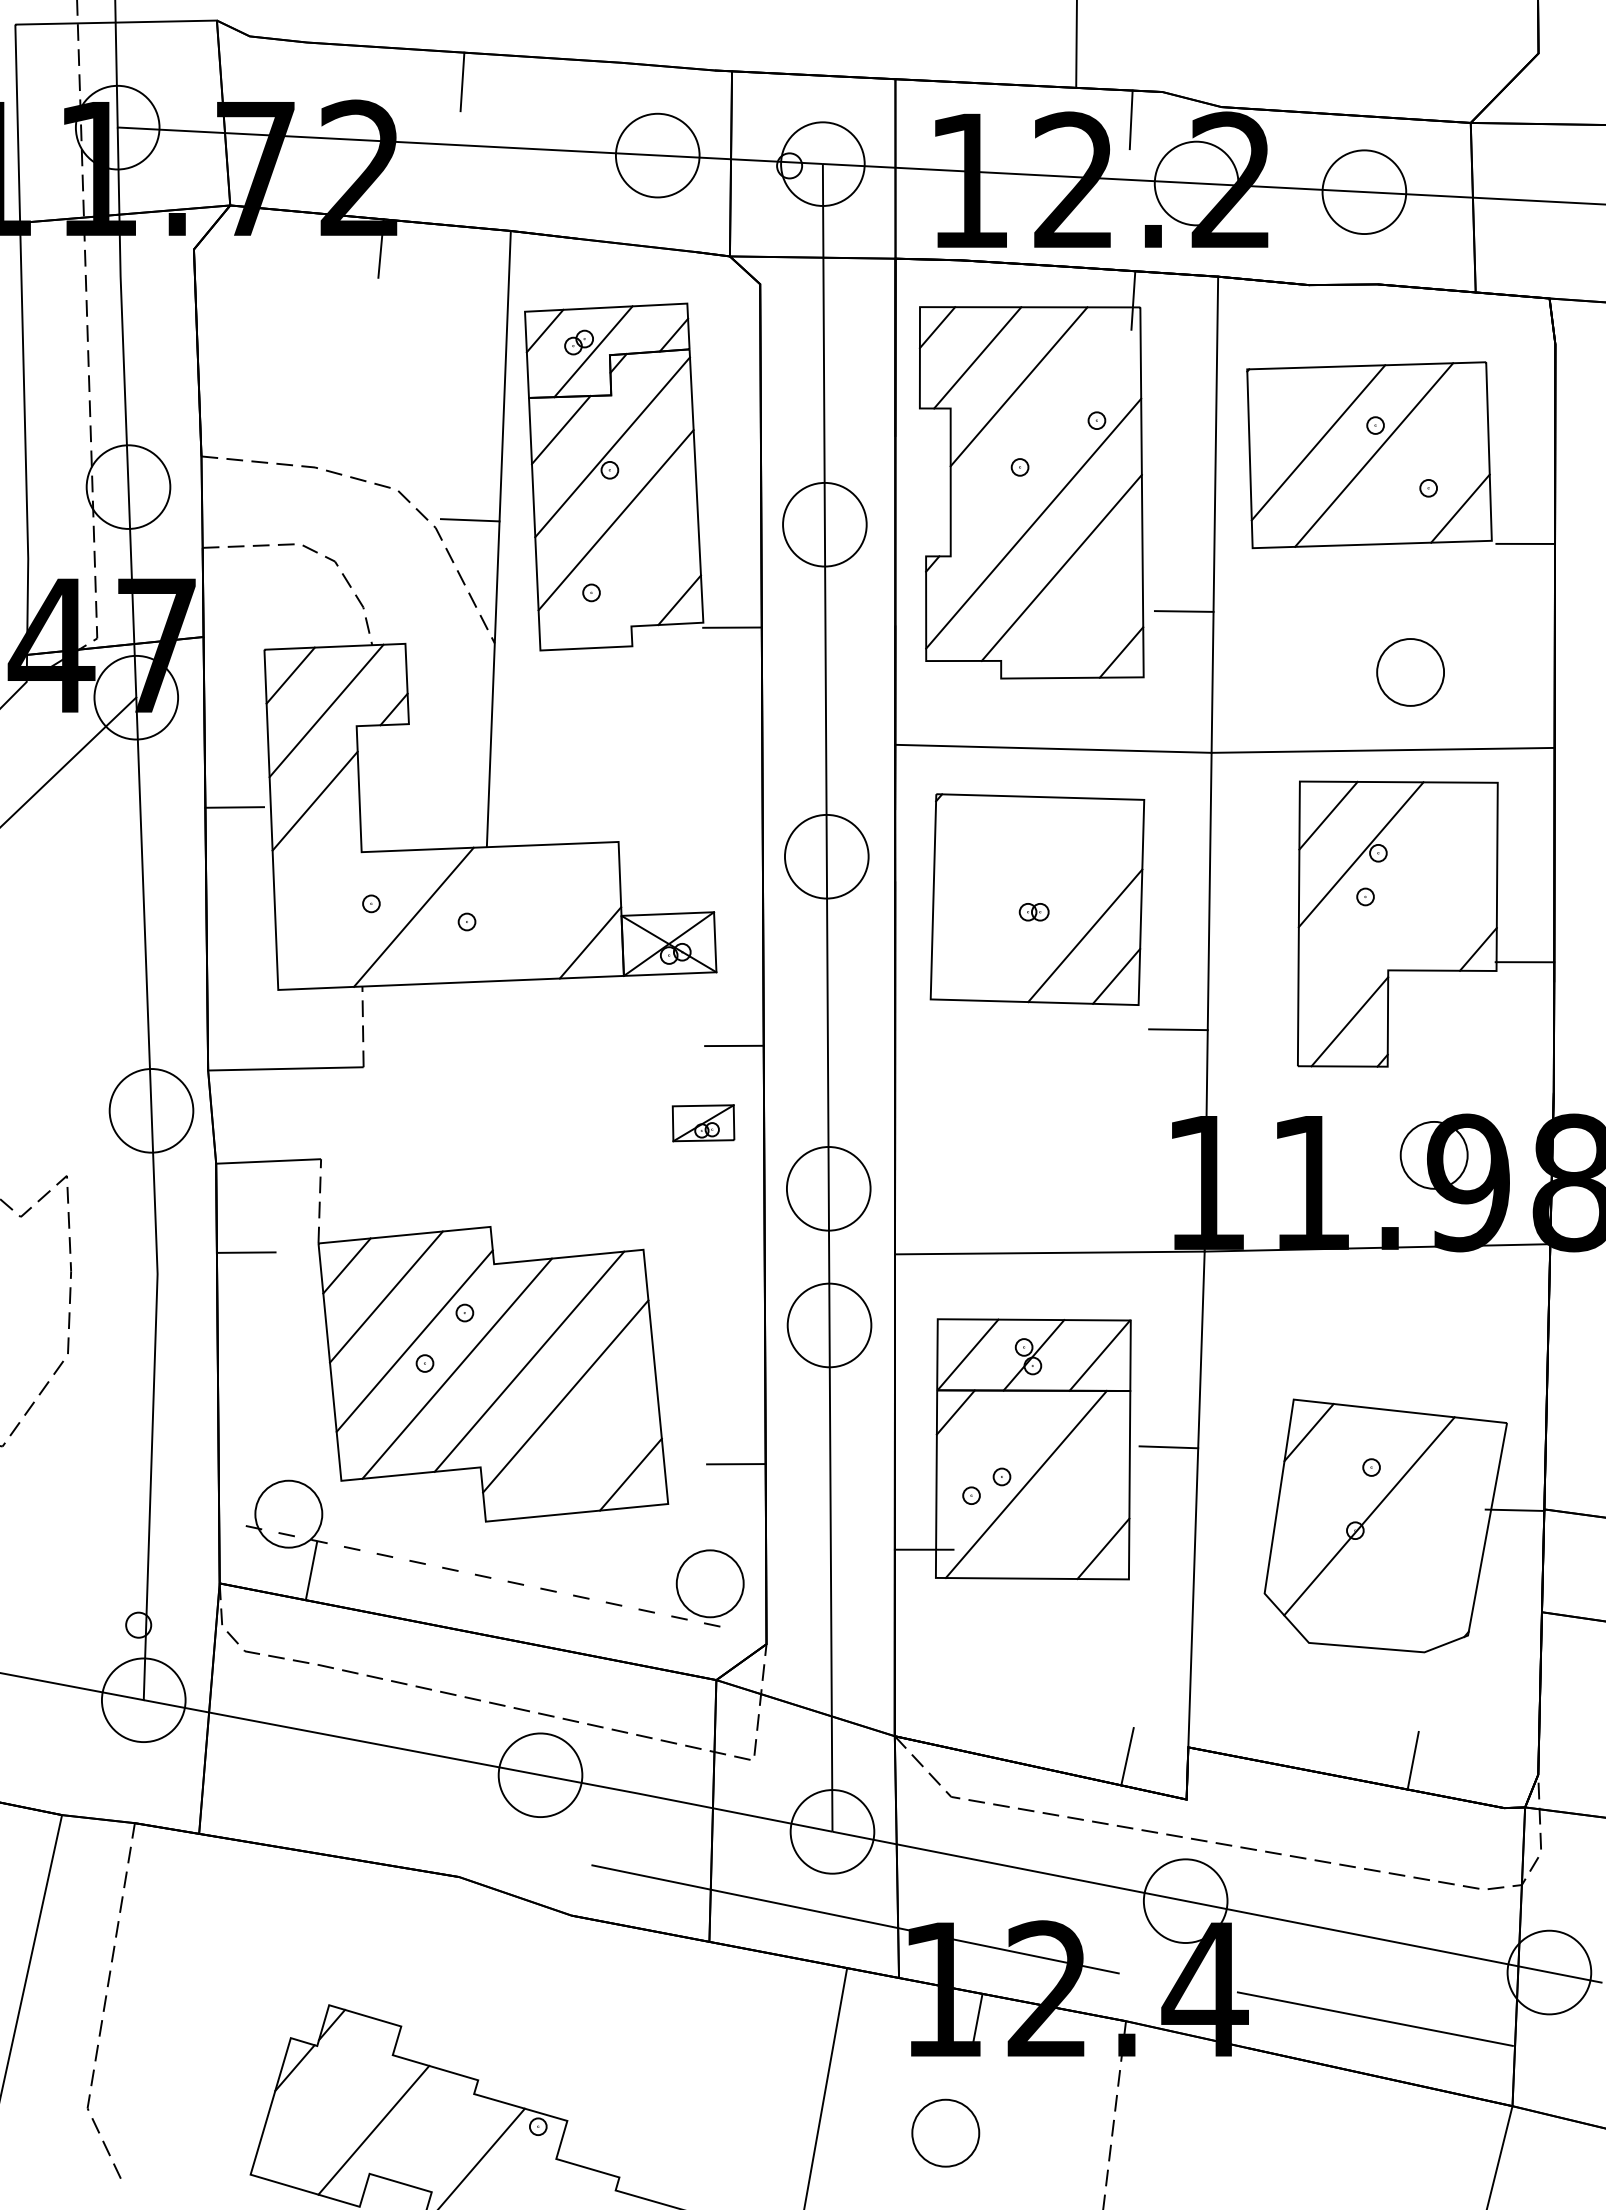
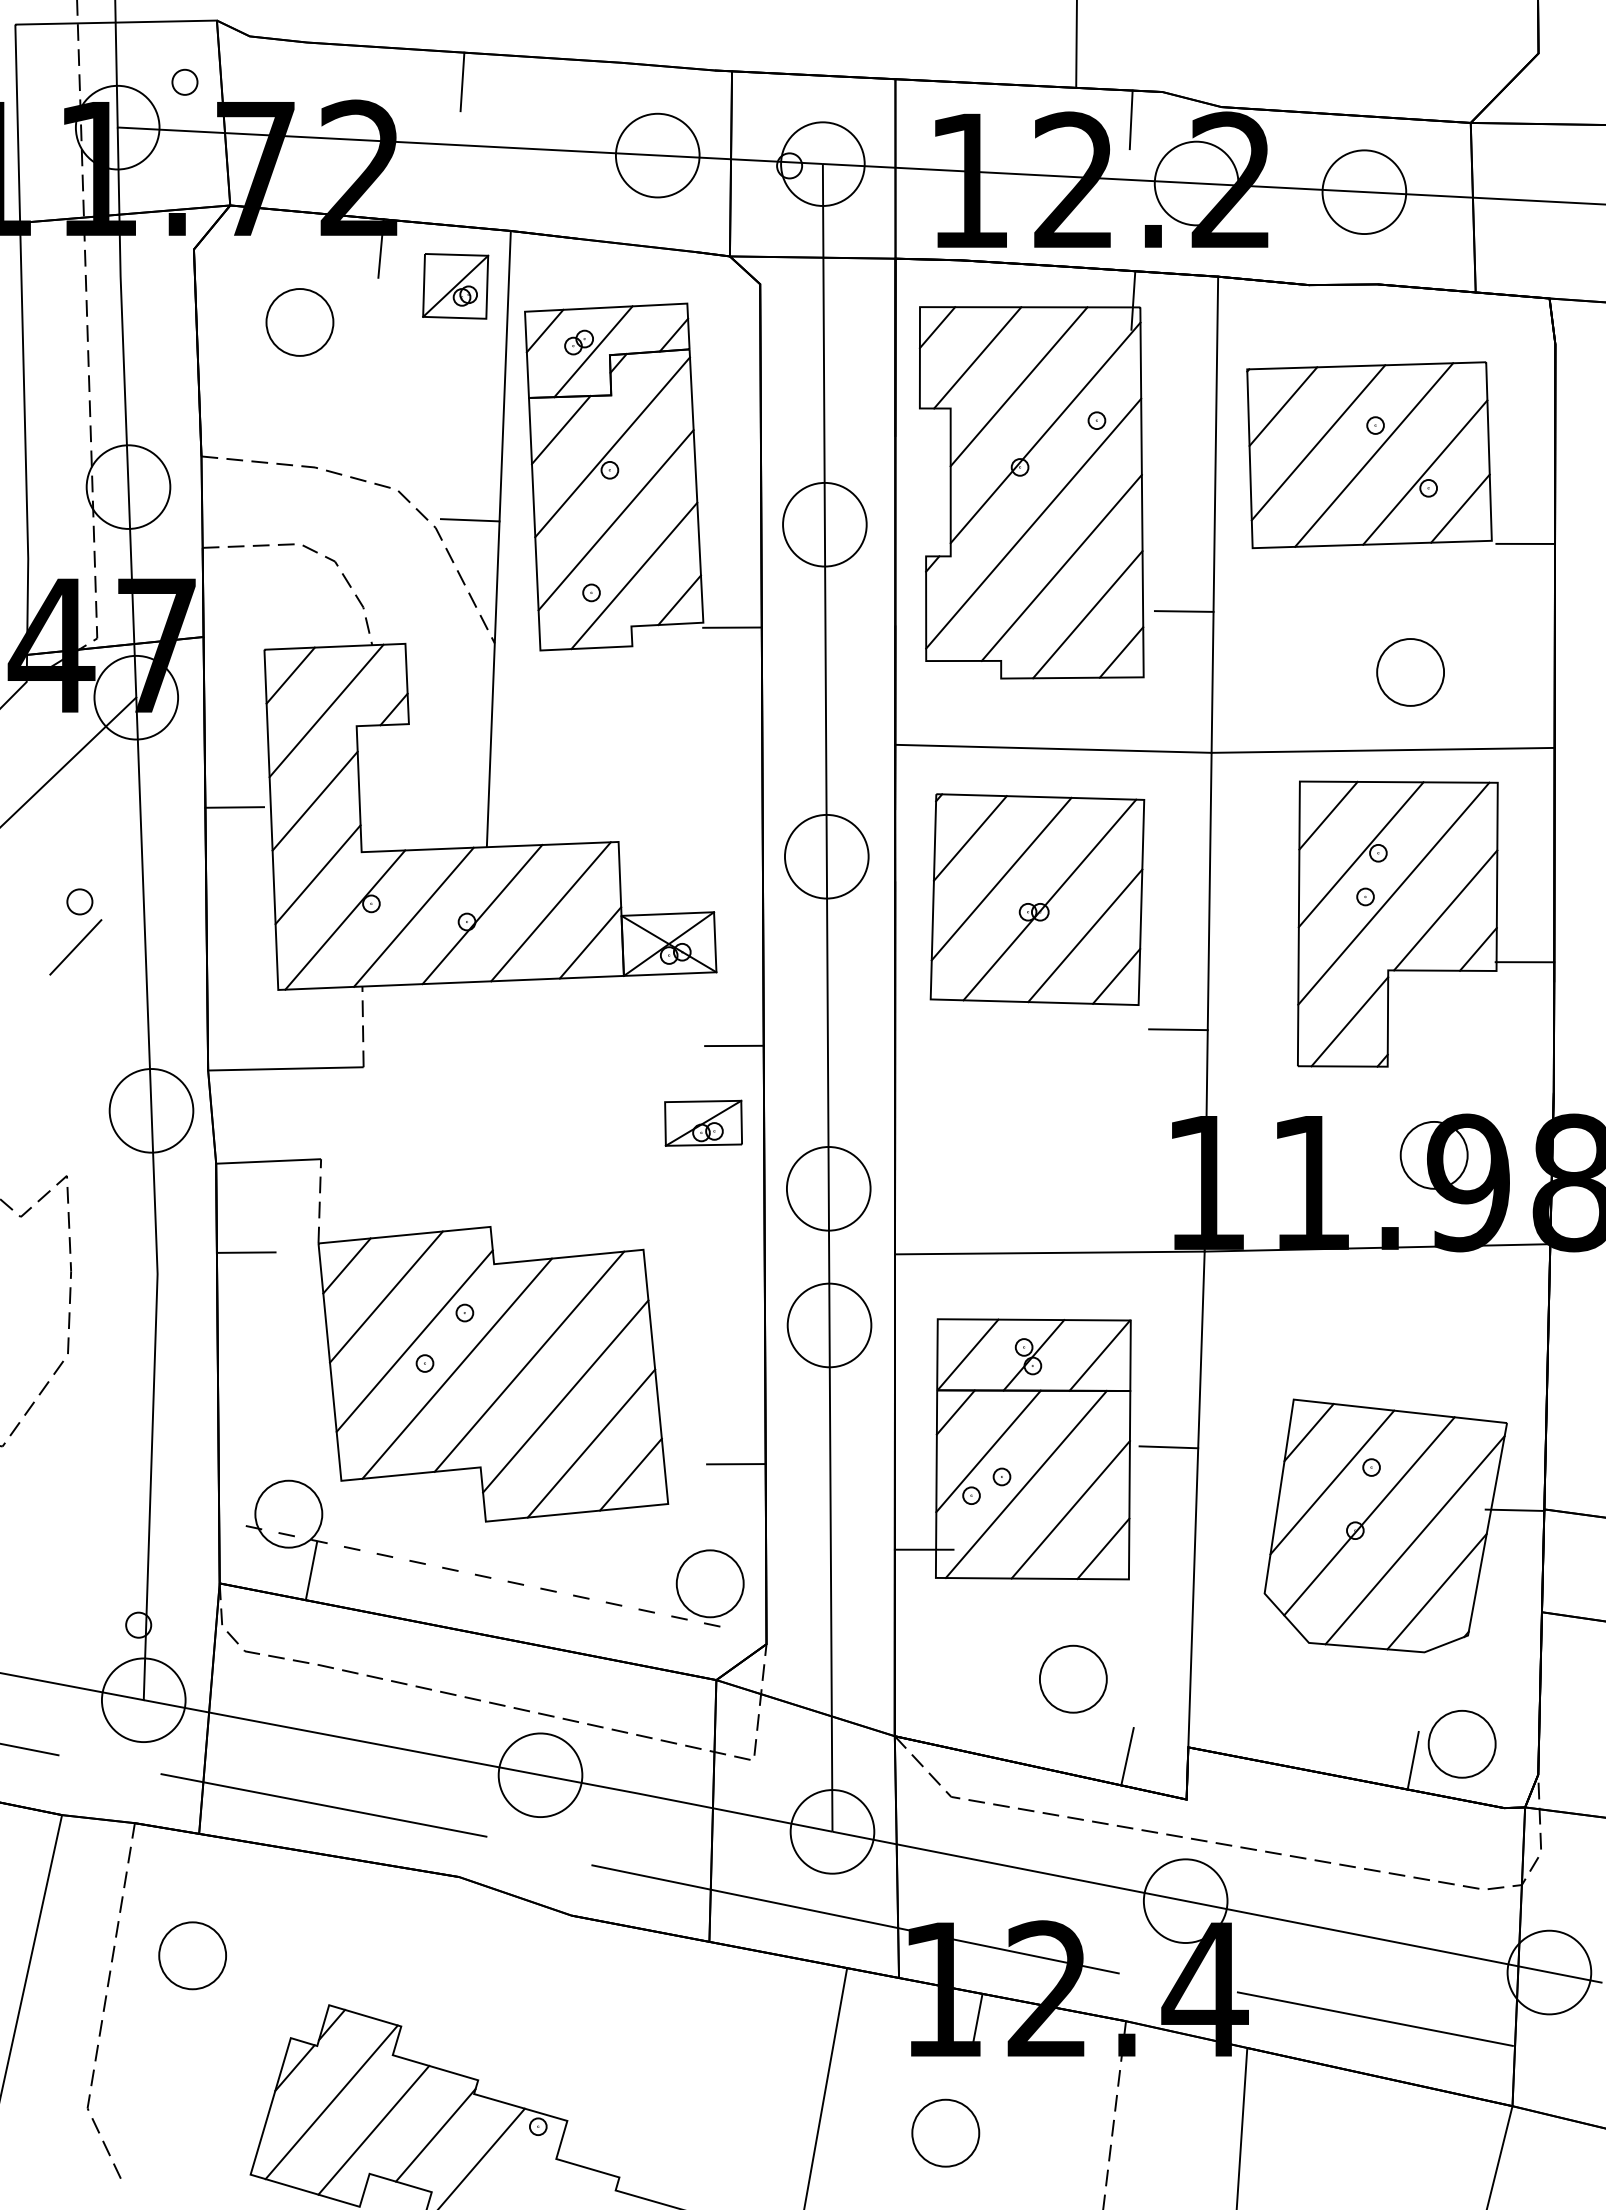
part: none -> present (184, 81)
part: none -> present (455, 286)
part: none -> present (299, 322)
line: none -> present (1283, 406)
line: none -> present (1045, 432)
line: none -> present (1425, 472)
line: none -> present (634, 575)
line: none -> present (1087, 614)
line: none -> present (969, 838)
line: none -> present (317, 874)
line: none -> present (1001, 878)
line: none -> present (1393, 893)
line: none -> present (1049, 899)
part: none -> present (79, 901)
line: none -> present (1445, 910)
line: none -> present (550, 911)
line: none -> present (482, 914)
line: none -> present (345, 919)
line: none -> present (75, 947)
part size: 65x39 px -> 79x48 px (703, 1122)
line: none -> present (591, 1443)
line: none -> present (988, 1451)
line: none -> present (1332, 1482)
line: none -> present (1070, 1509)
line: none -> present (1414, 1540)
line: none -> present (1436, 1591)
part: none -> present (1073, 1678)
part: none -> present (1461, 1744)
line: none -> present (30, 1749)
line: none -> present (323, 1805)
part: none -> present (192, 1955)
line: none -> present (331, 2102)
line: none -> present (1241, 2126)
line: none -> present (435, 2135)
